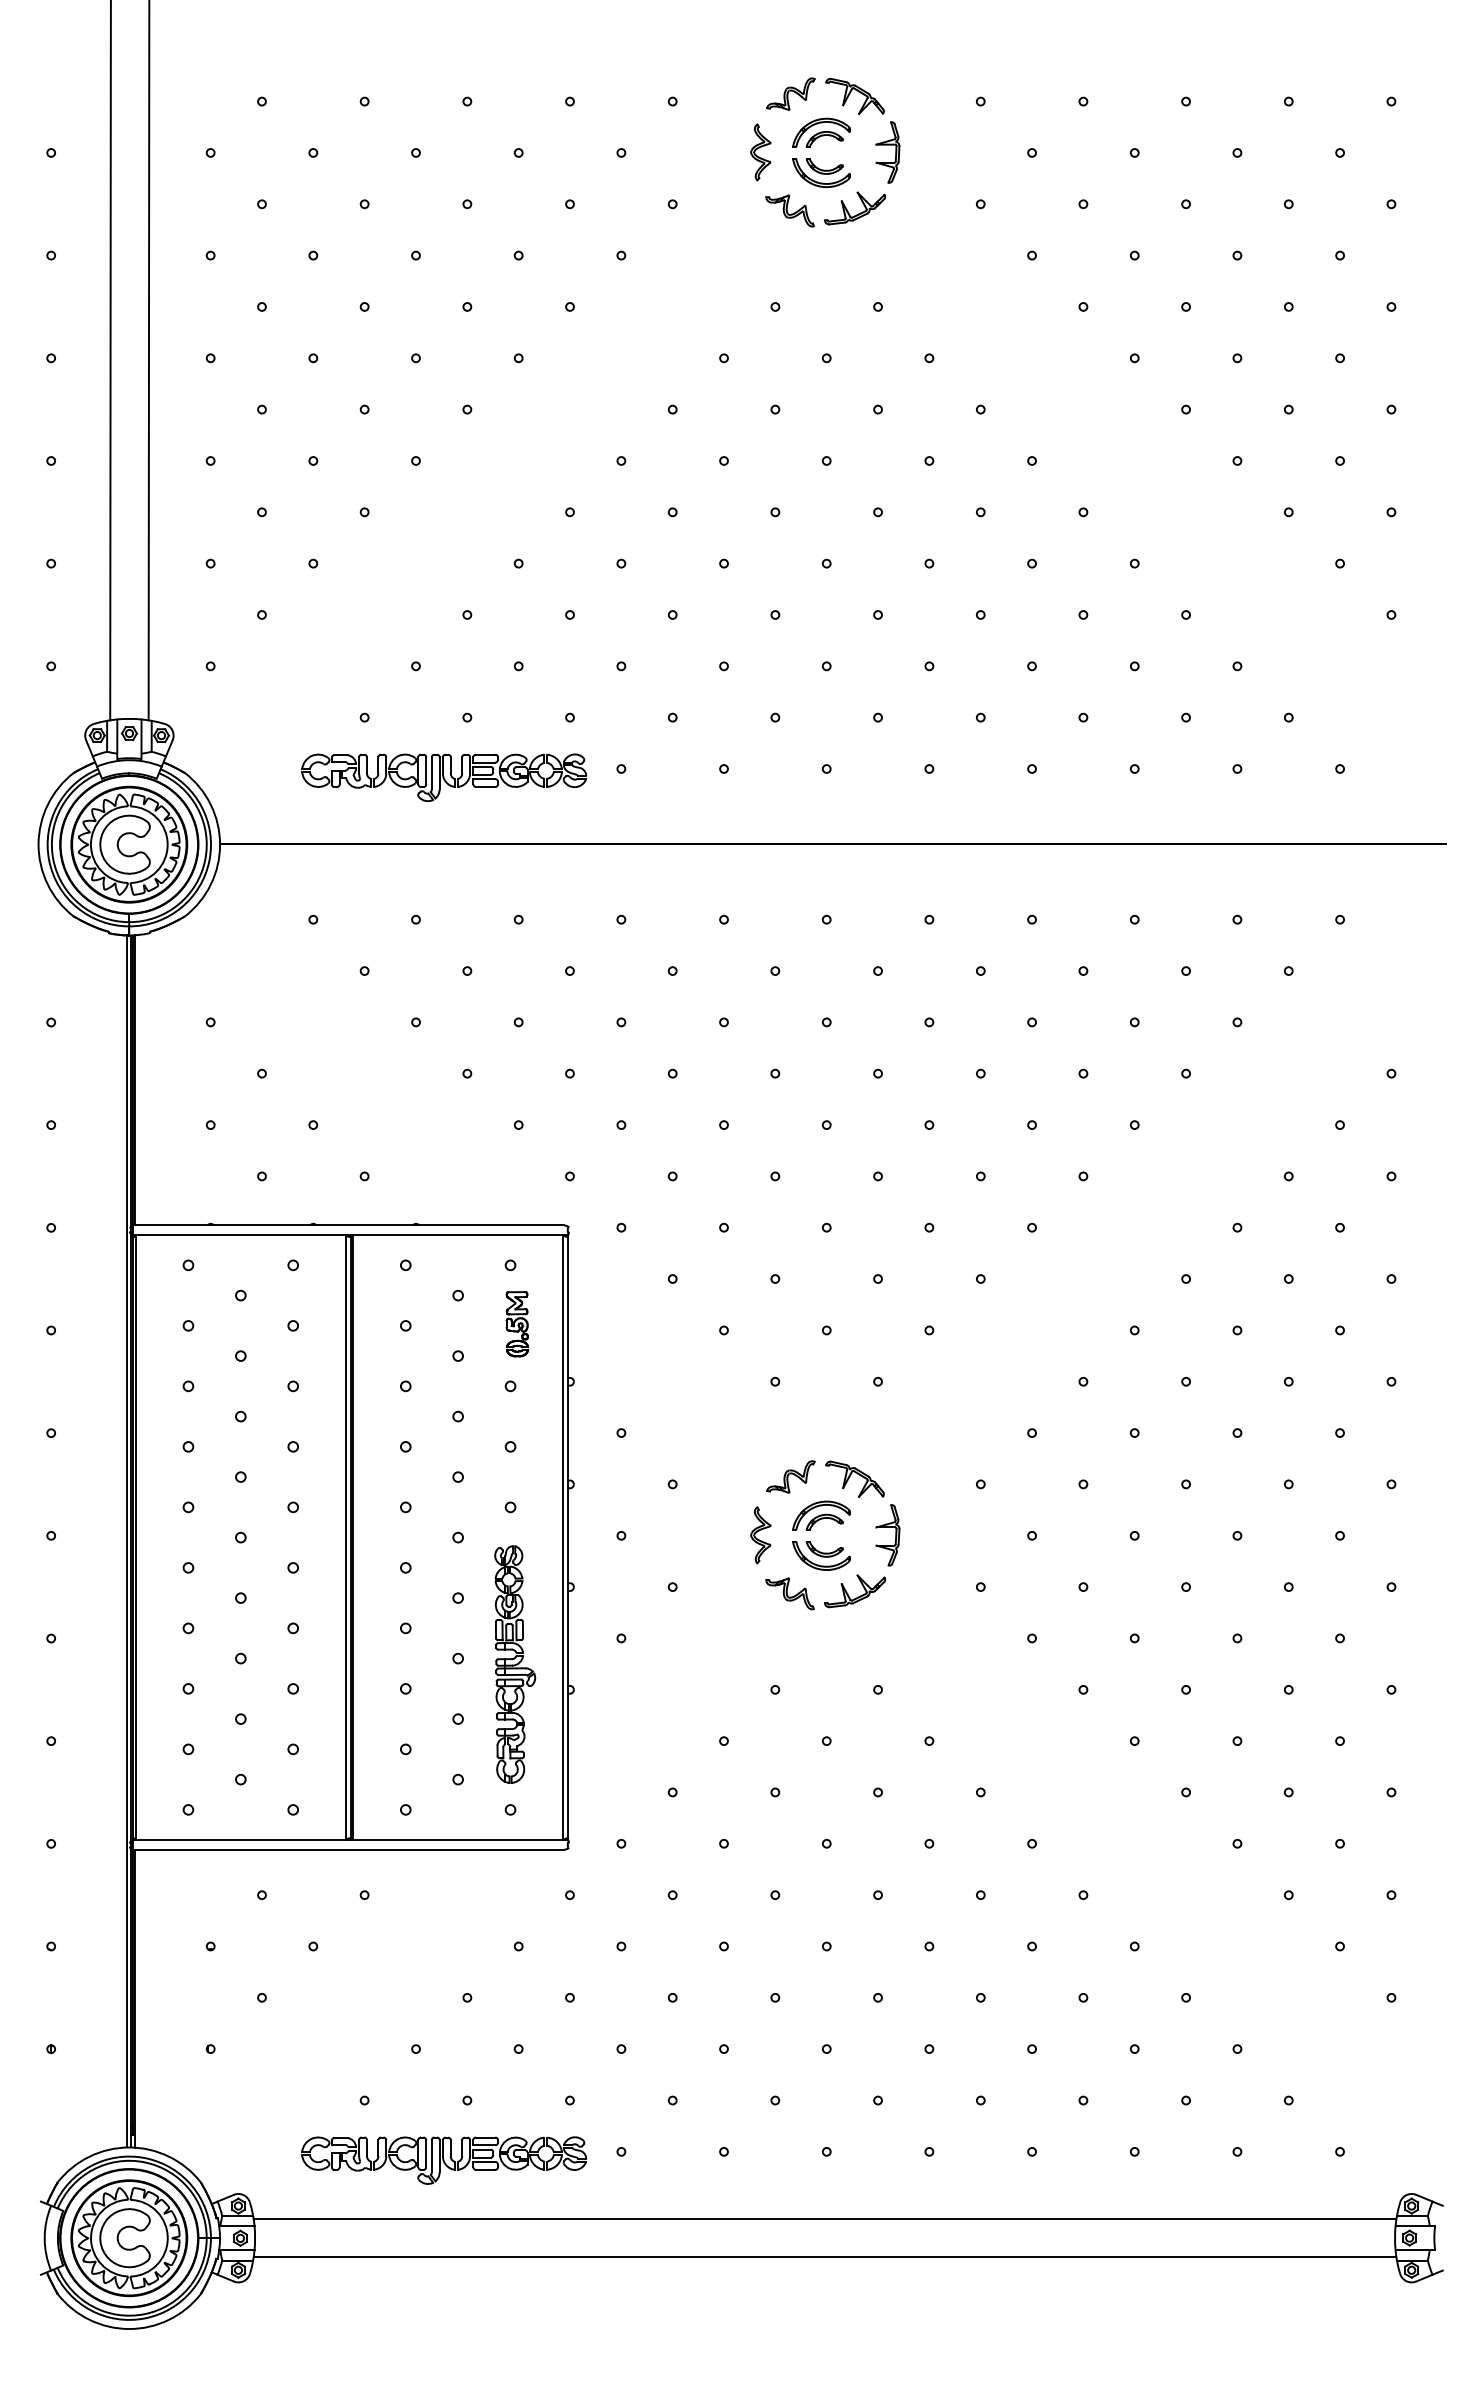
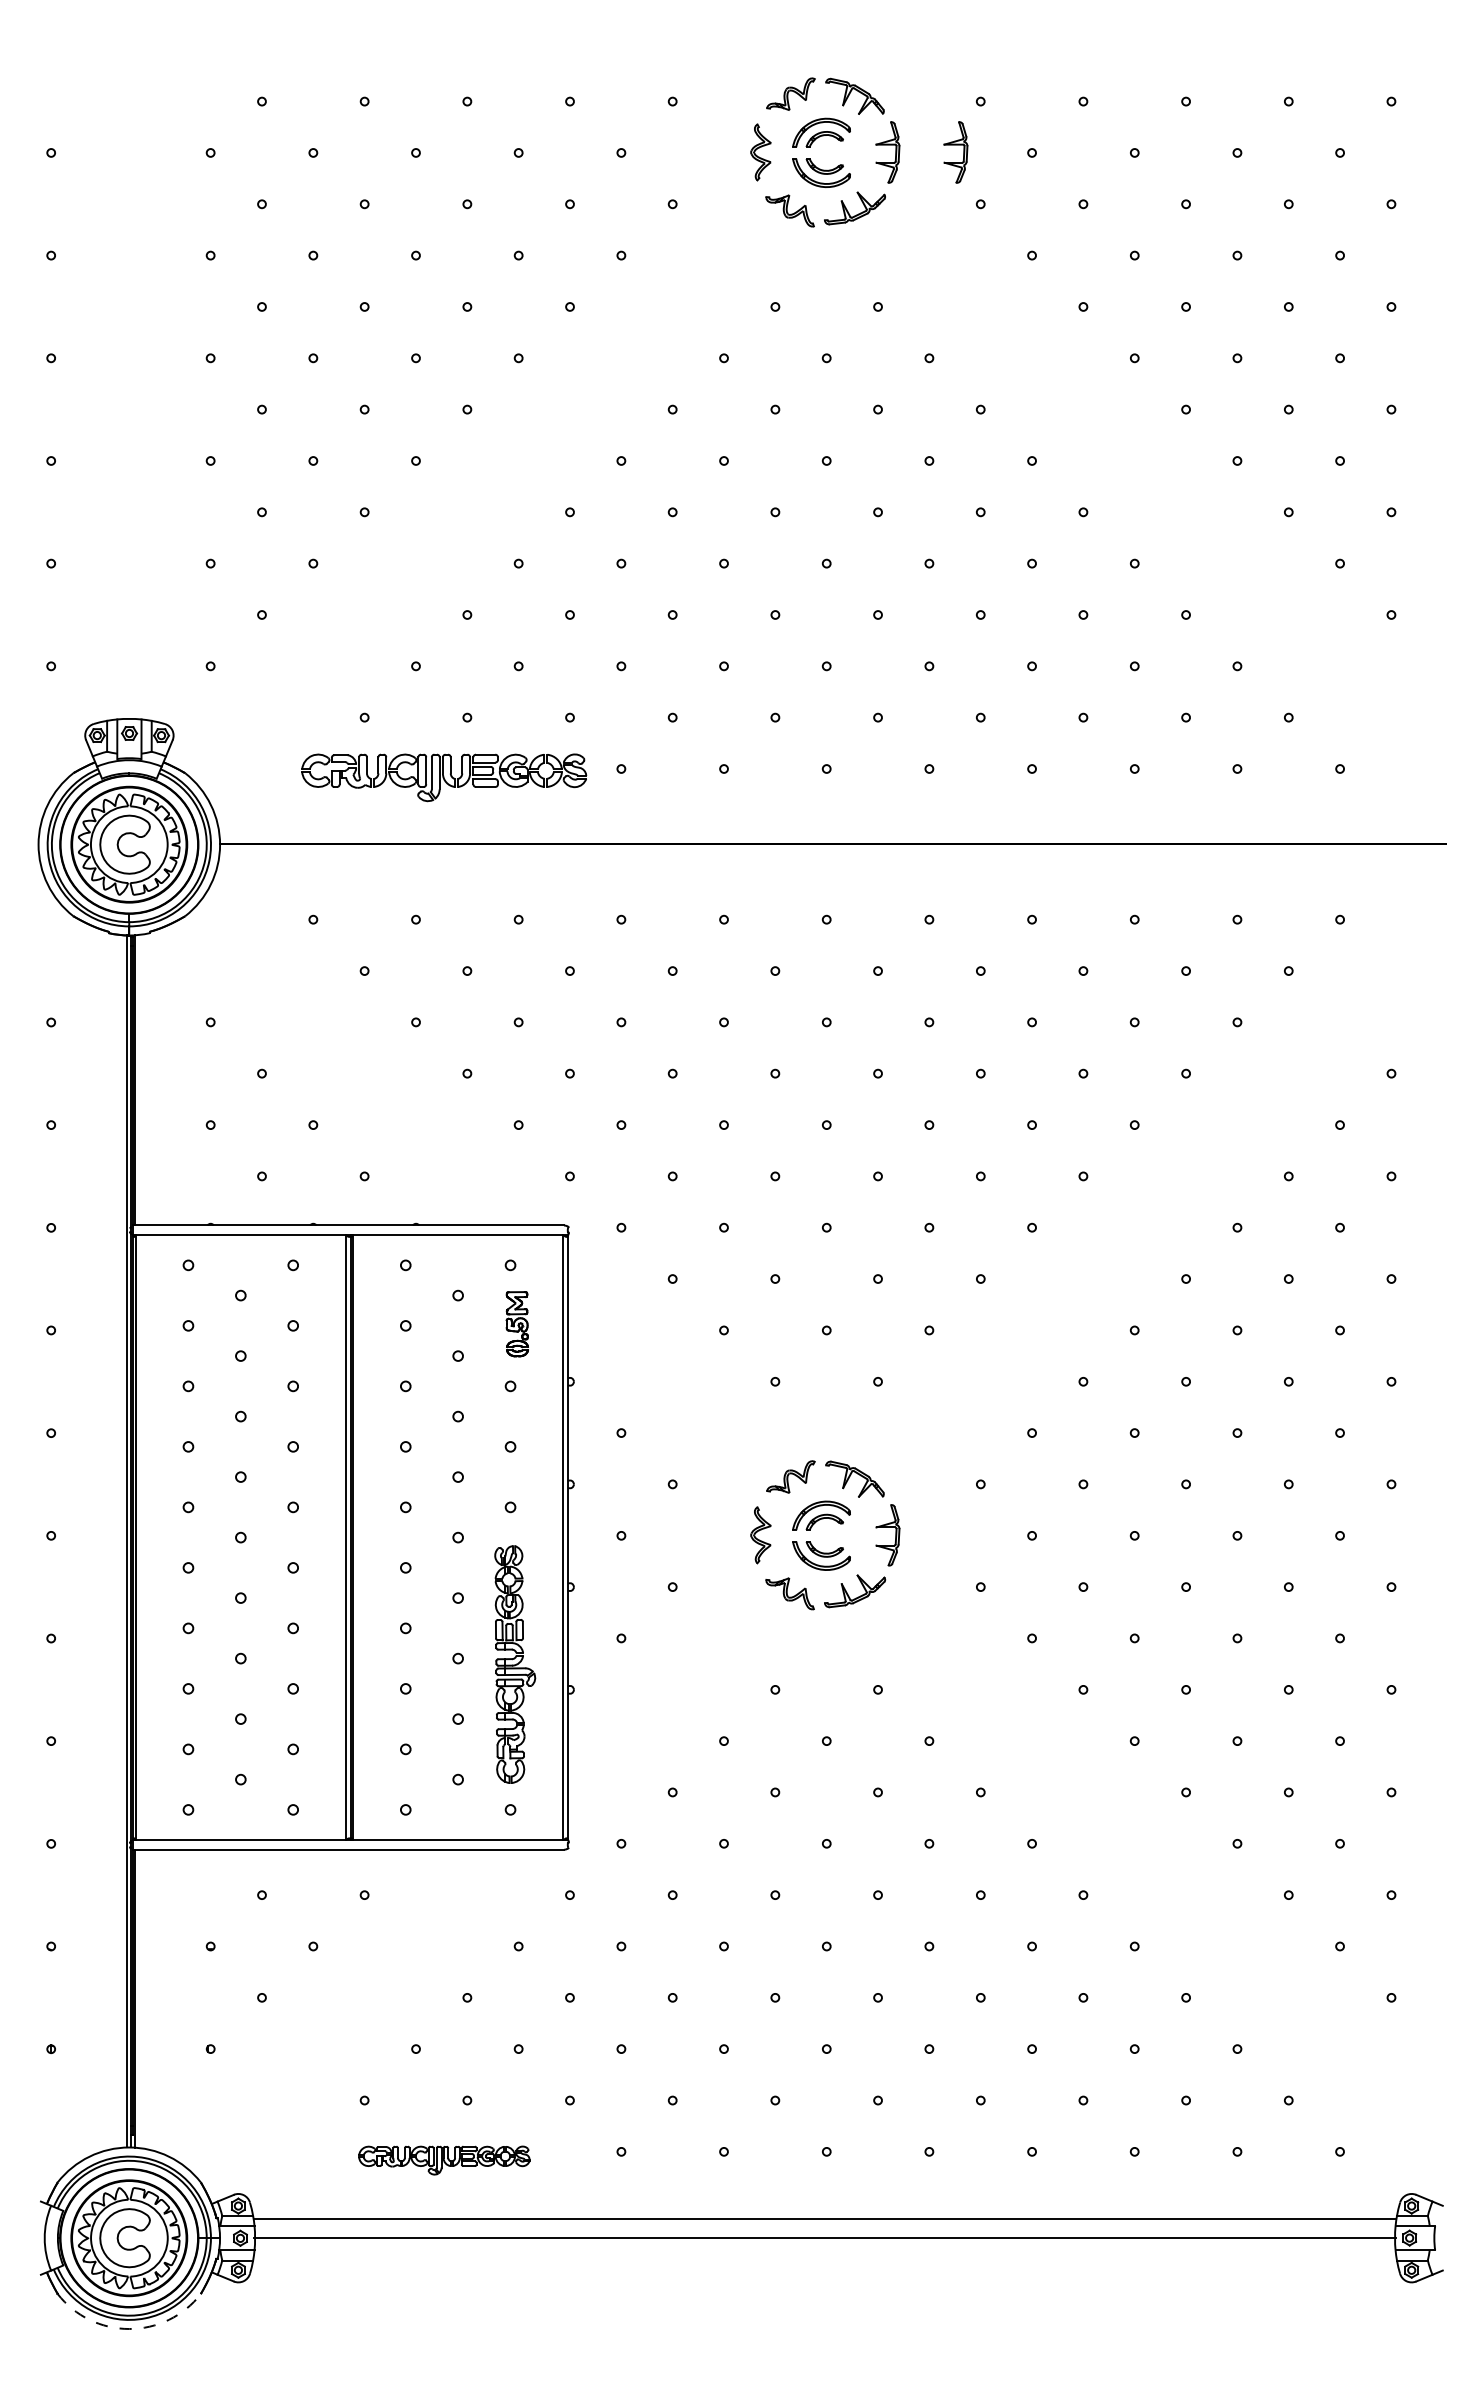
part: none -> present (955, 145)
line: present -> none (110, 361)
line: present -> none (148, 361)
part size: 287x49 px -> 173x31 px (444, 2160)
line position: (824, 2257) -> (824, 2238) (824, 2238)
arc: solid -> dashed (129, 2329)
